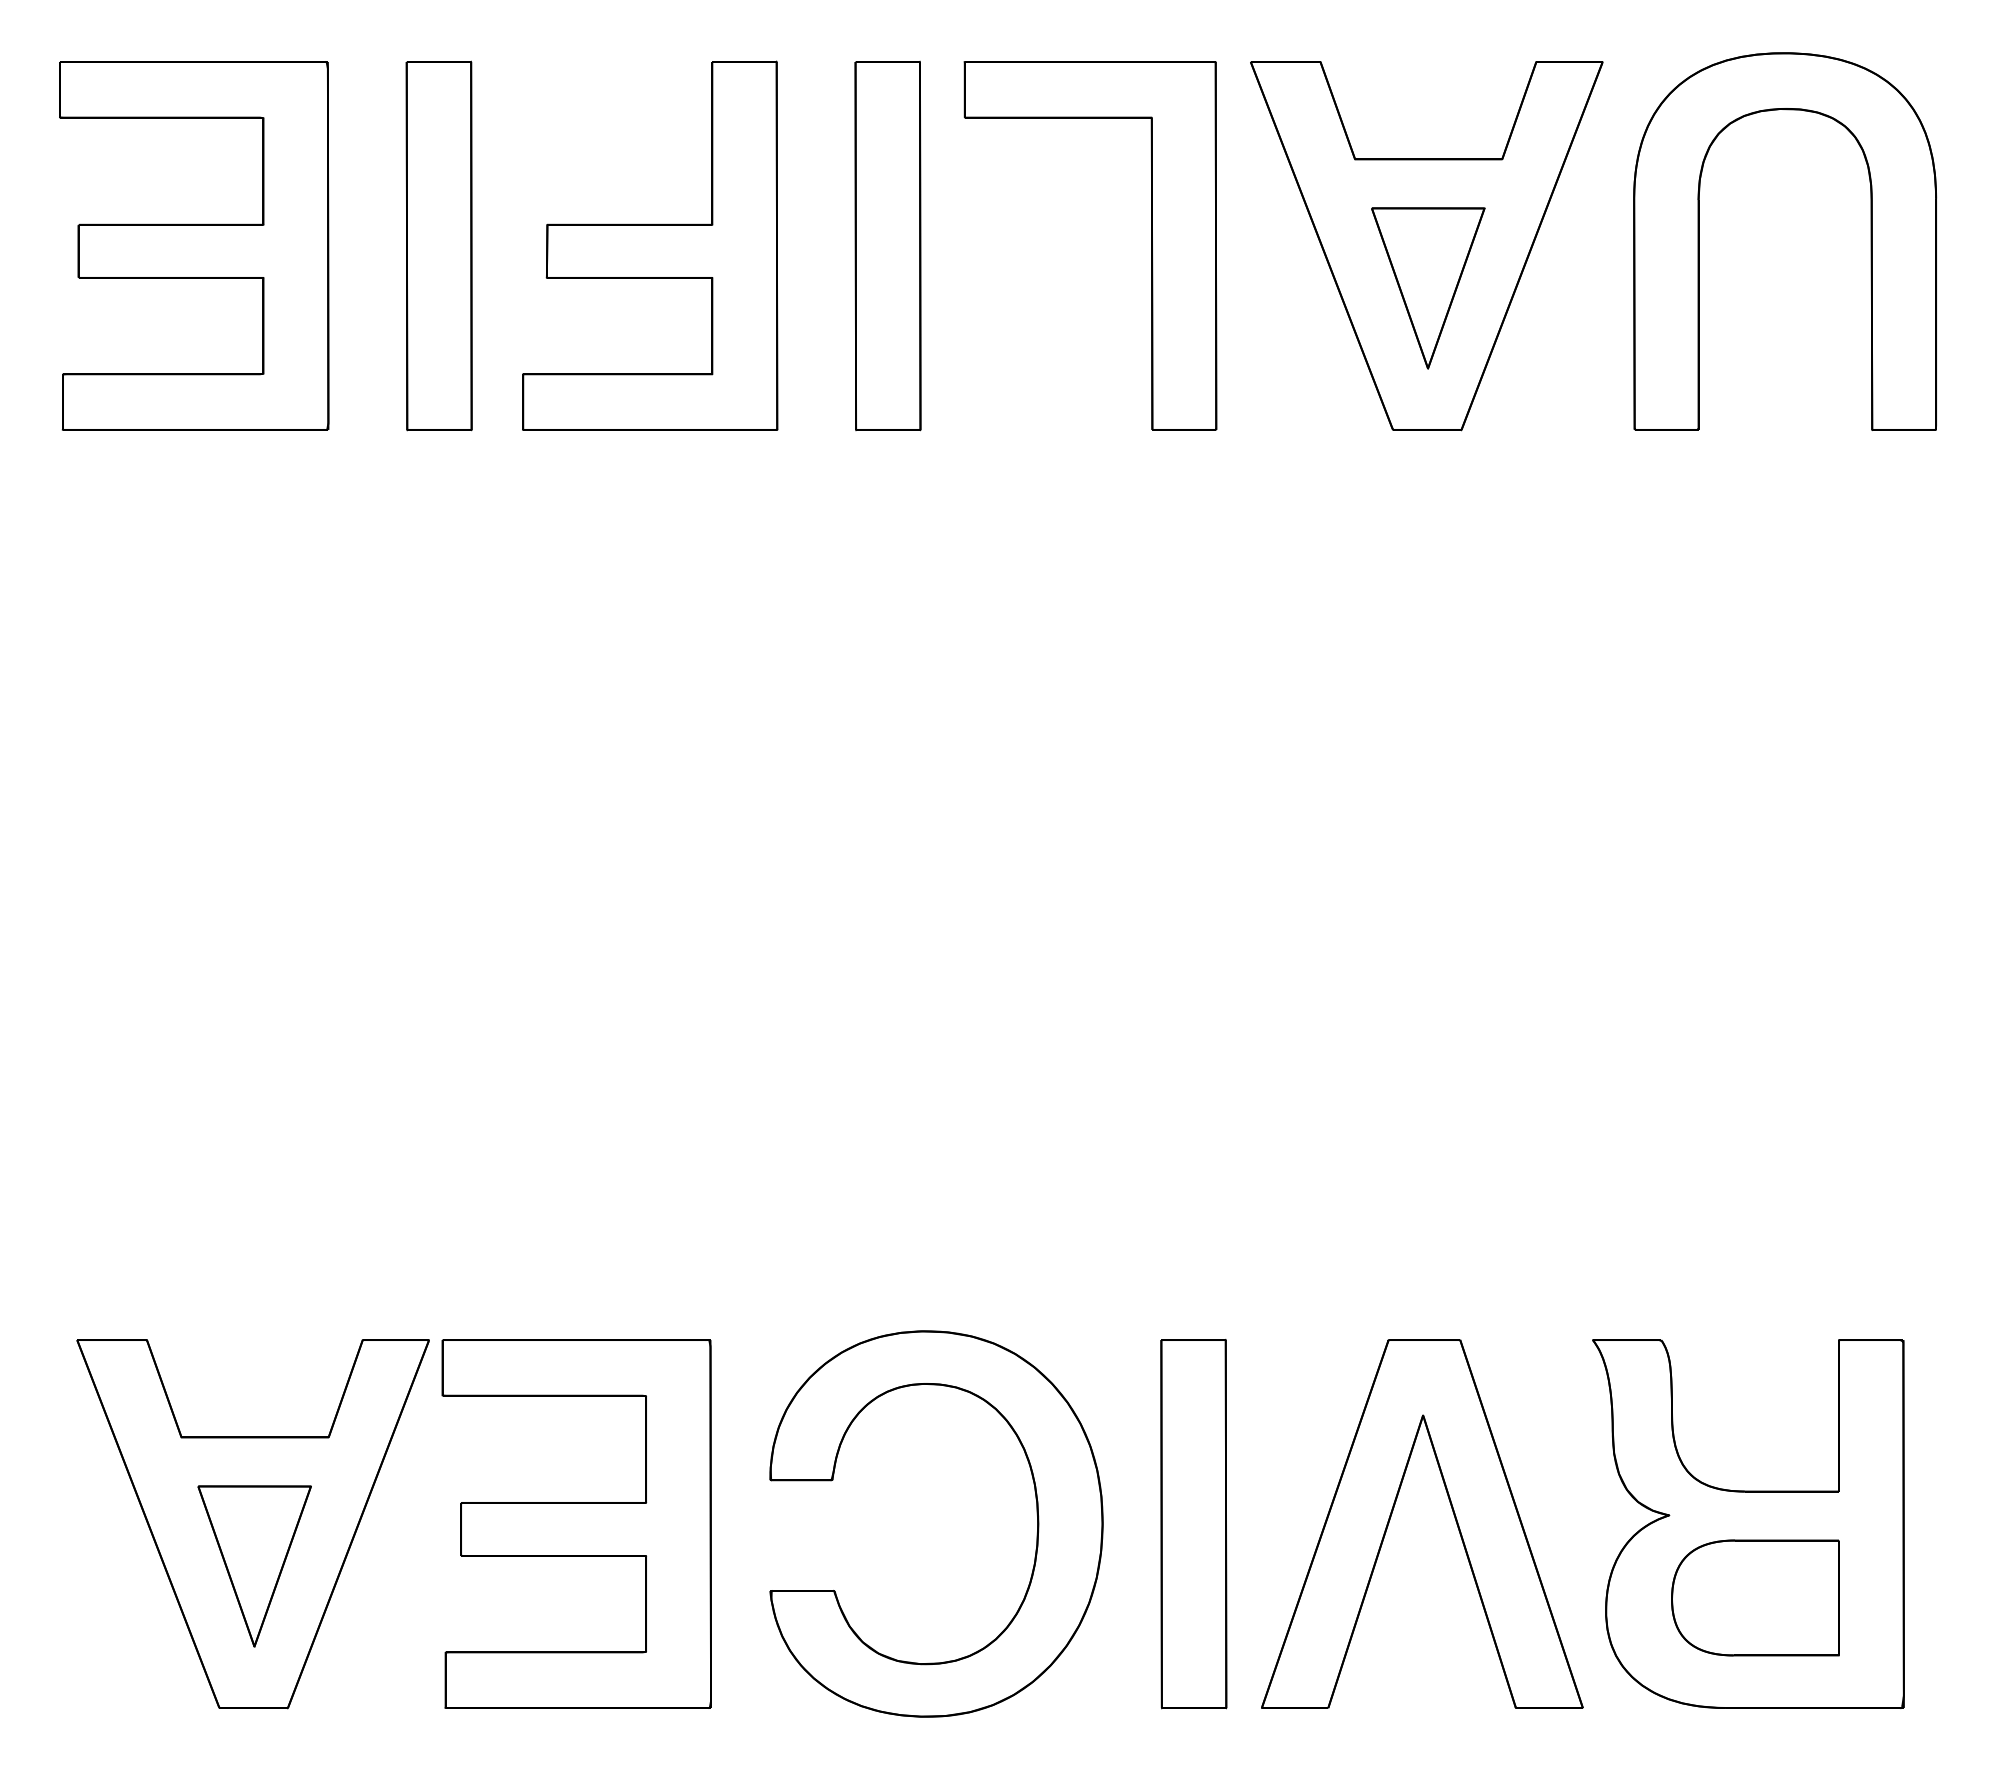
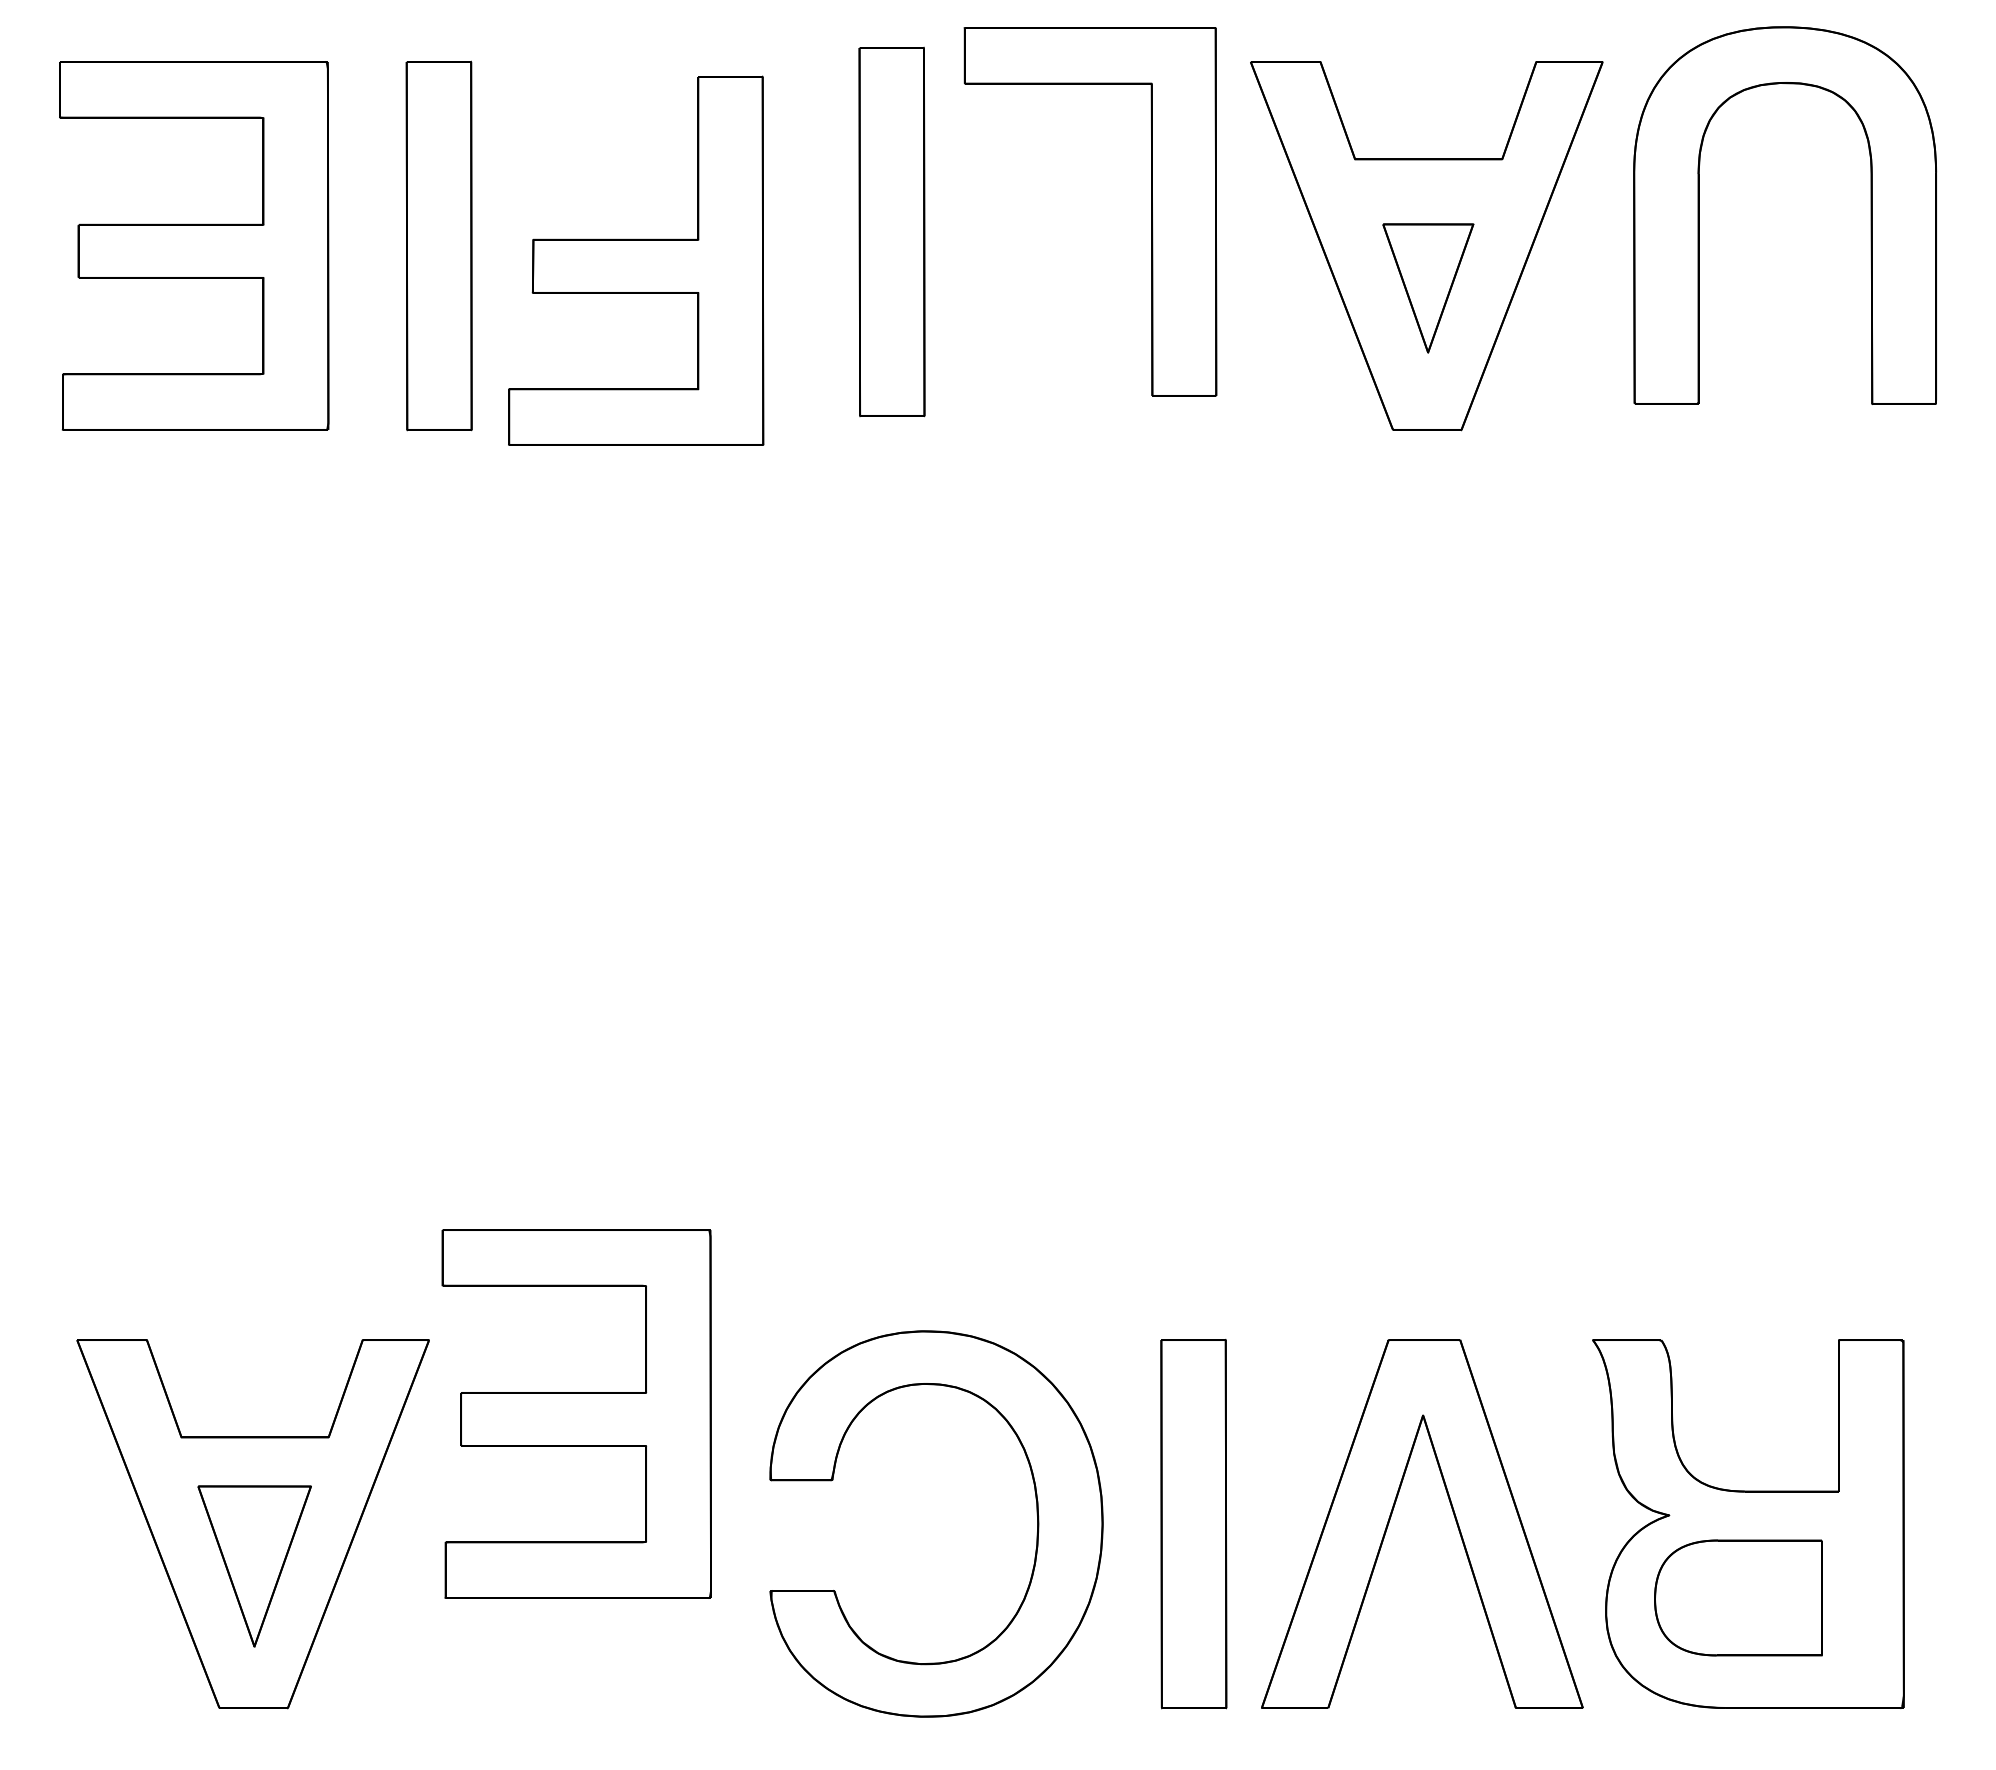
part position: (1870, 241) -> (1870, 215) (1870, 215)
part position: (650, 245) -> (636, 260) (636, 260)
part position: (887, 245) -> (891, 231) (891, 231)
part position: (1151, 245) -> (1151, 211) (1151, 211)
part size: 115x163 px -> 93x131 px (1428, 288)
part position: (576, 1523) -> (576, 1413) (576, 1413)
part position: (1755, 1597) -> (1738, 1597) (1738, 1597)
